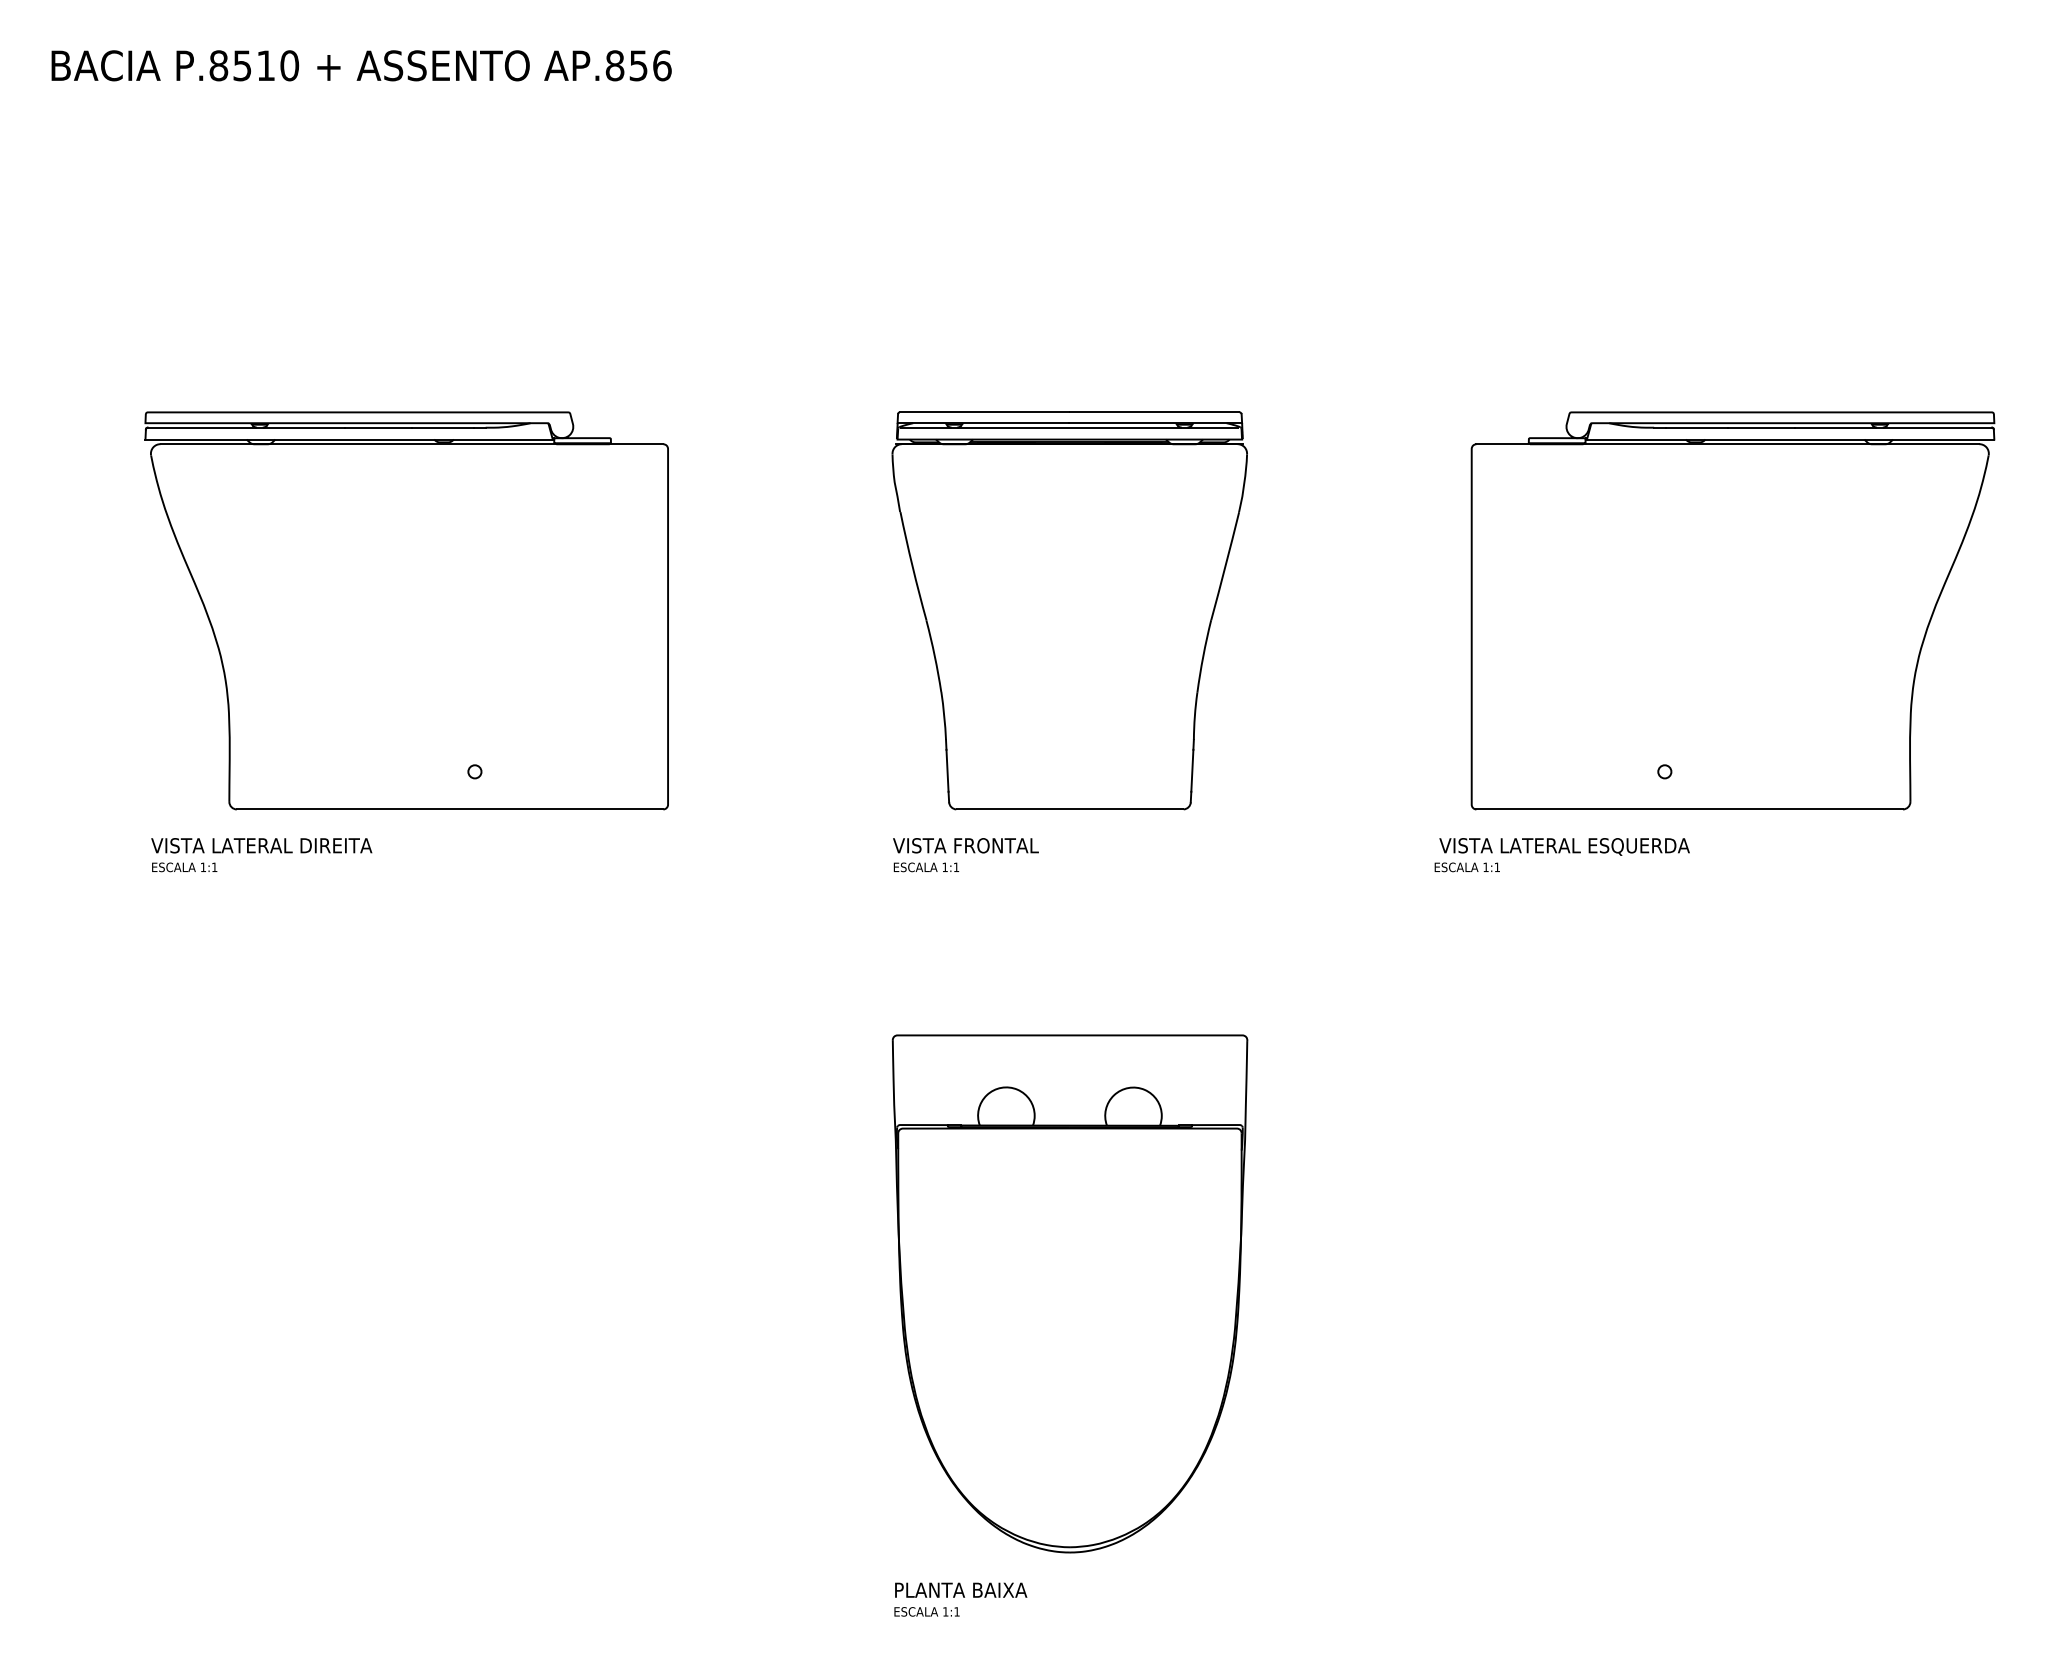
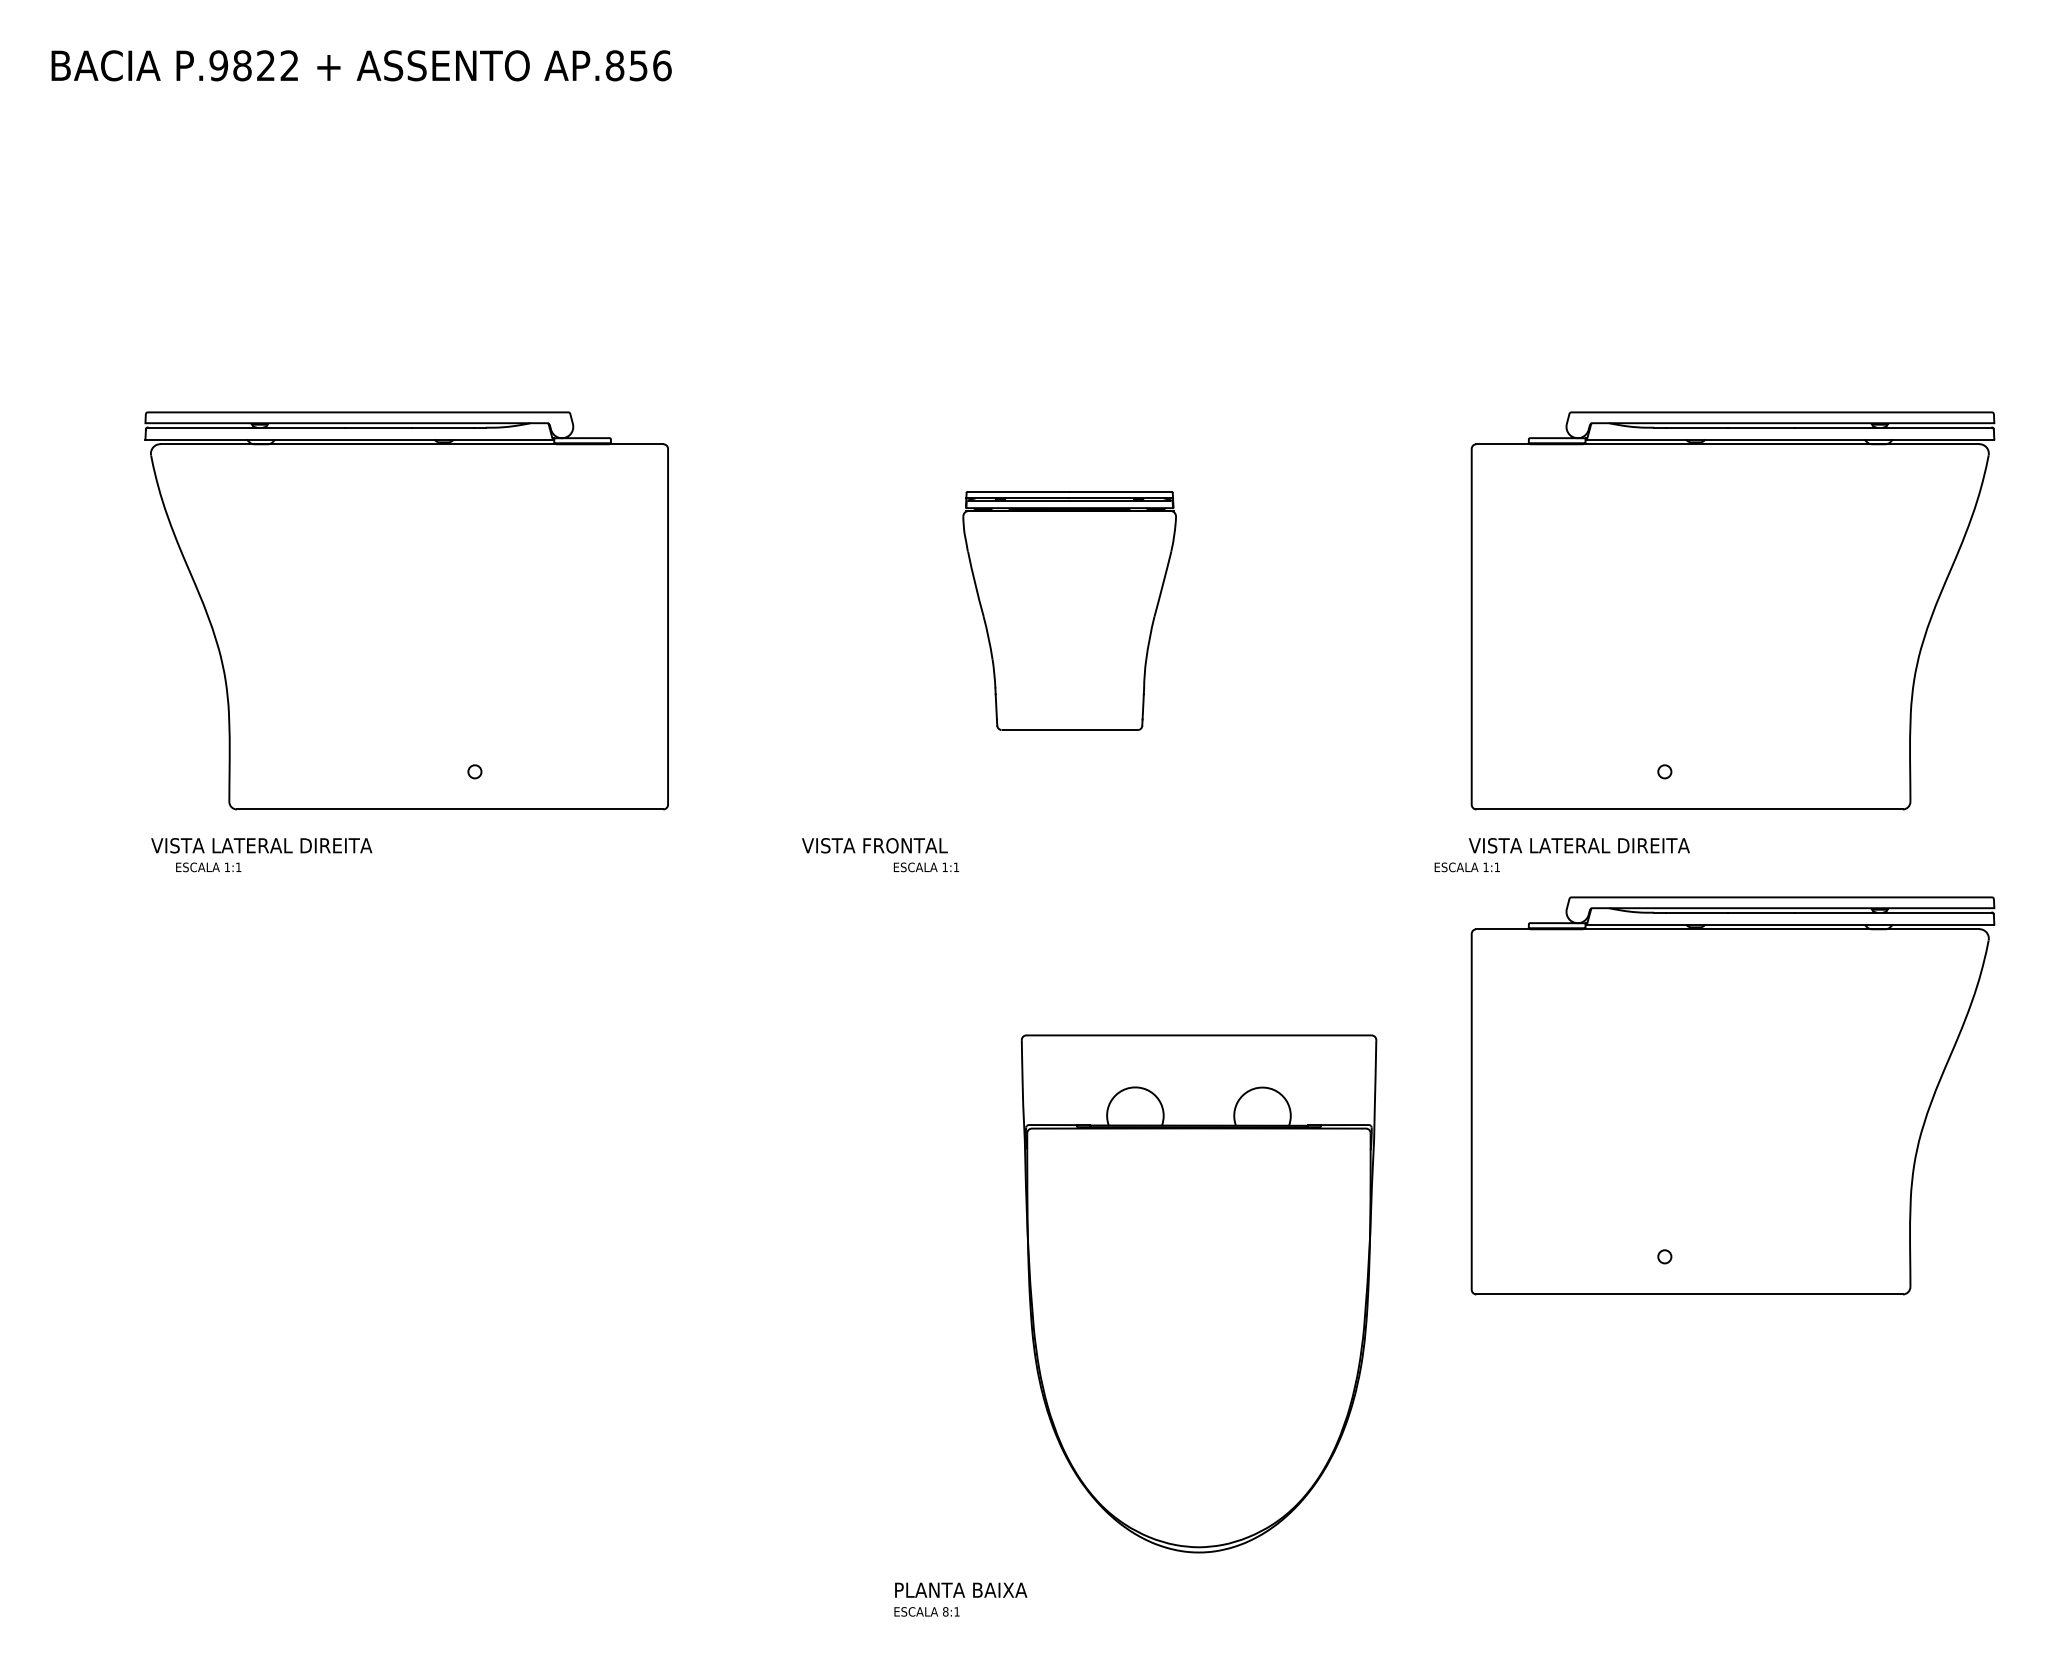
text: P.8510 -> P.9822 (254, 65)
part size: 357x400 px -> 215x240 px (1069, 610)
text position: (965, 845) -> (874, 845) (874, 845)
text: VISTA LATERAL ESQUERDA -> VISTA LATERAL DIREITA (1558, 846)
text position: (184, 867) -> (208, 867) (208, 867)
part: none -> present (1732, 1095)
part position: (1069, 1293) -> (1198, 1293) (1198, 1293)
text: 1:1 -> 8:1 (945, 1611)
